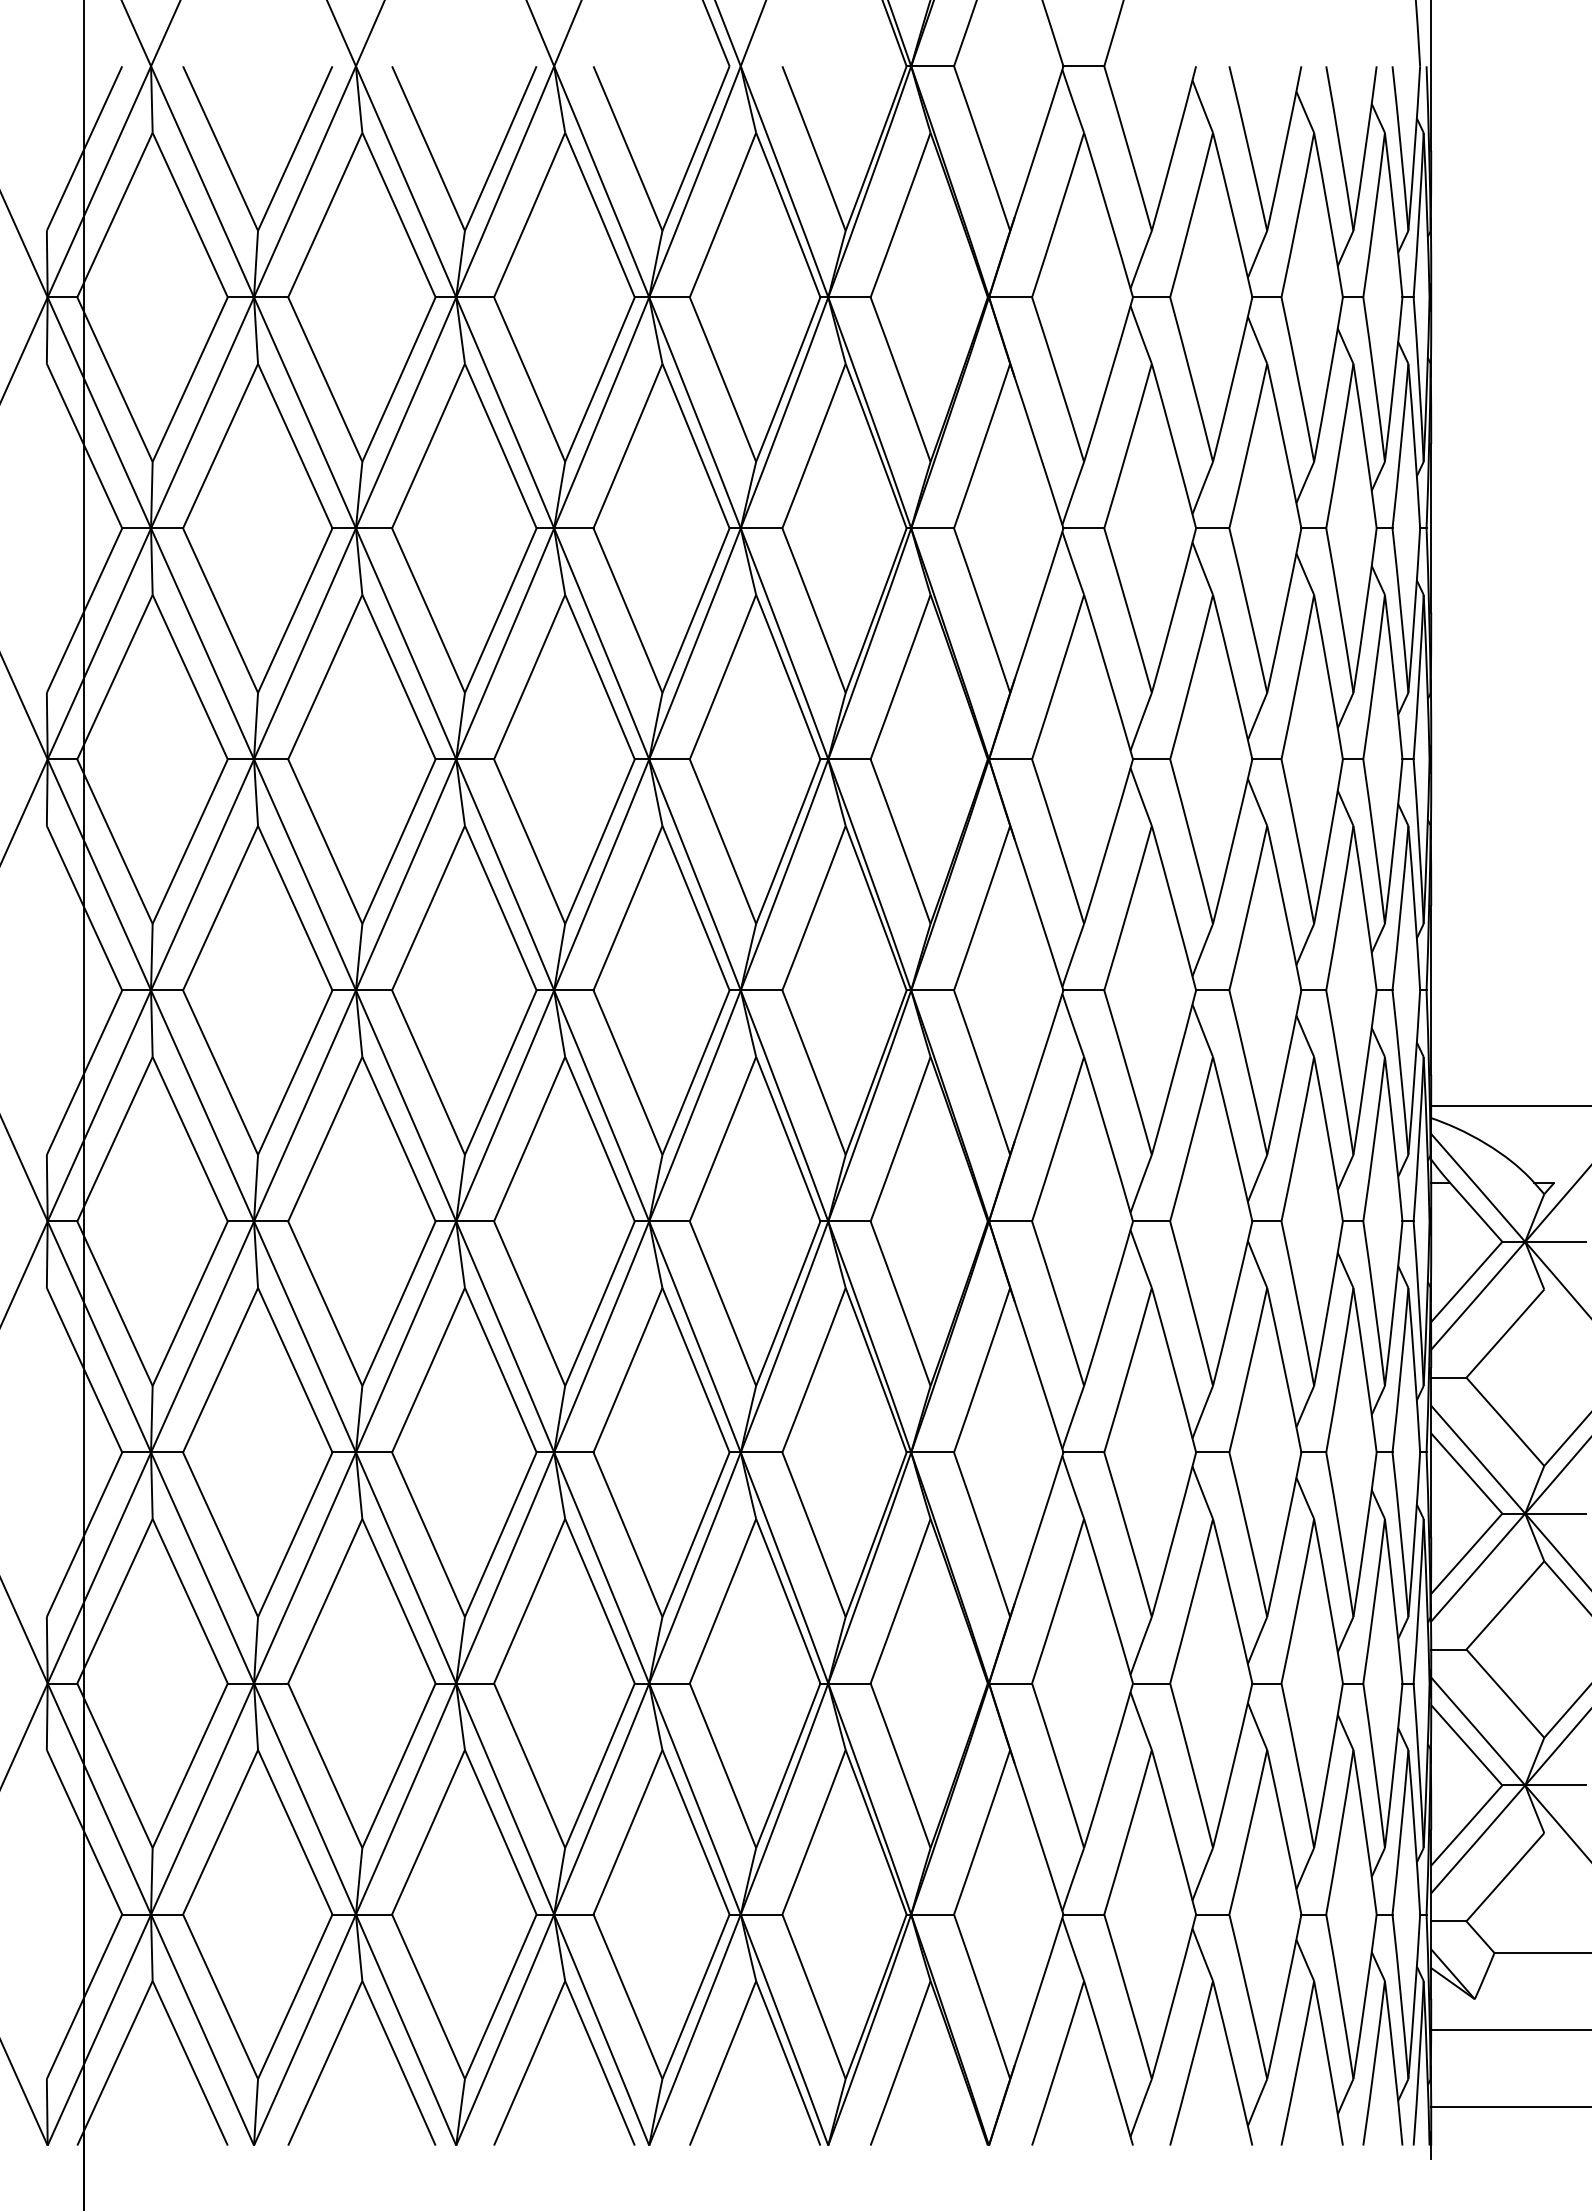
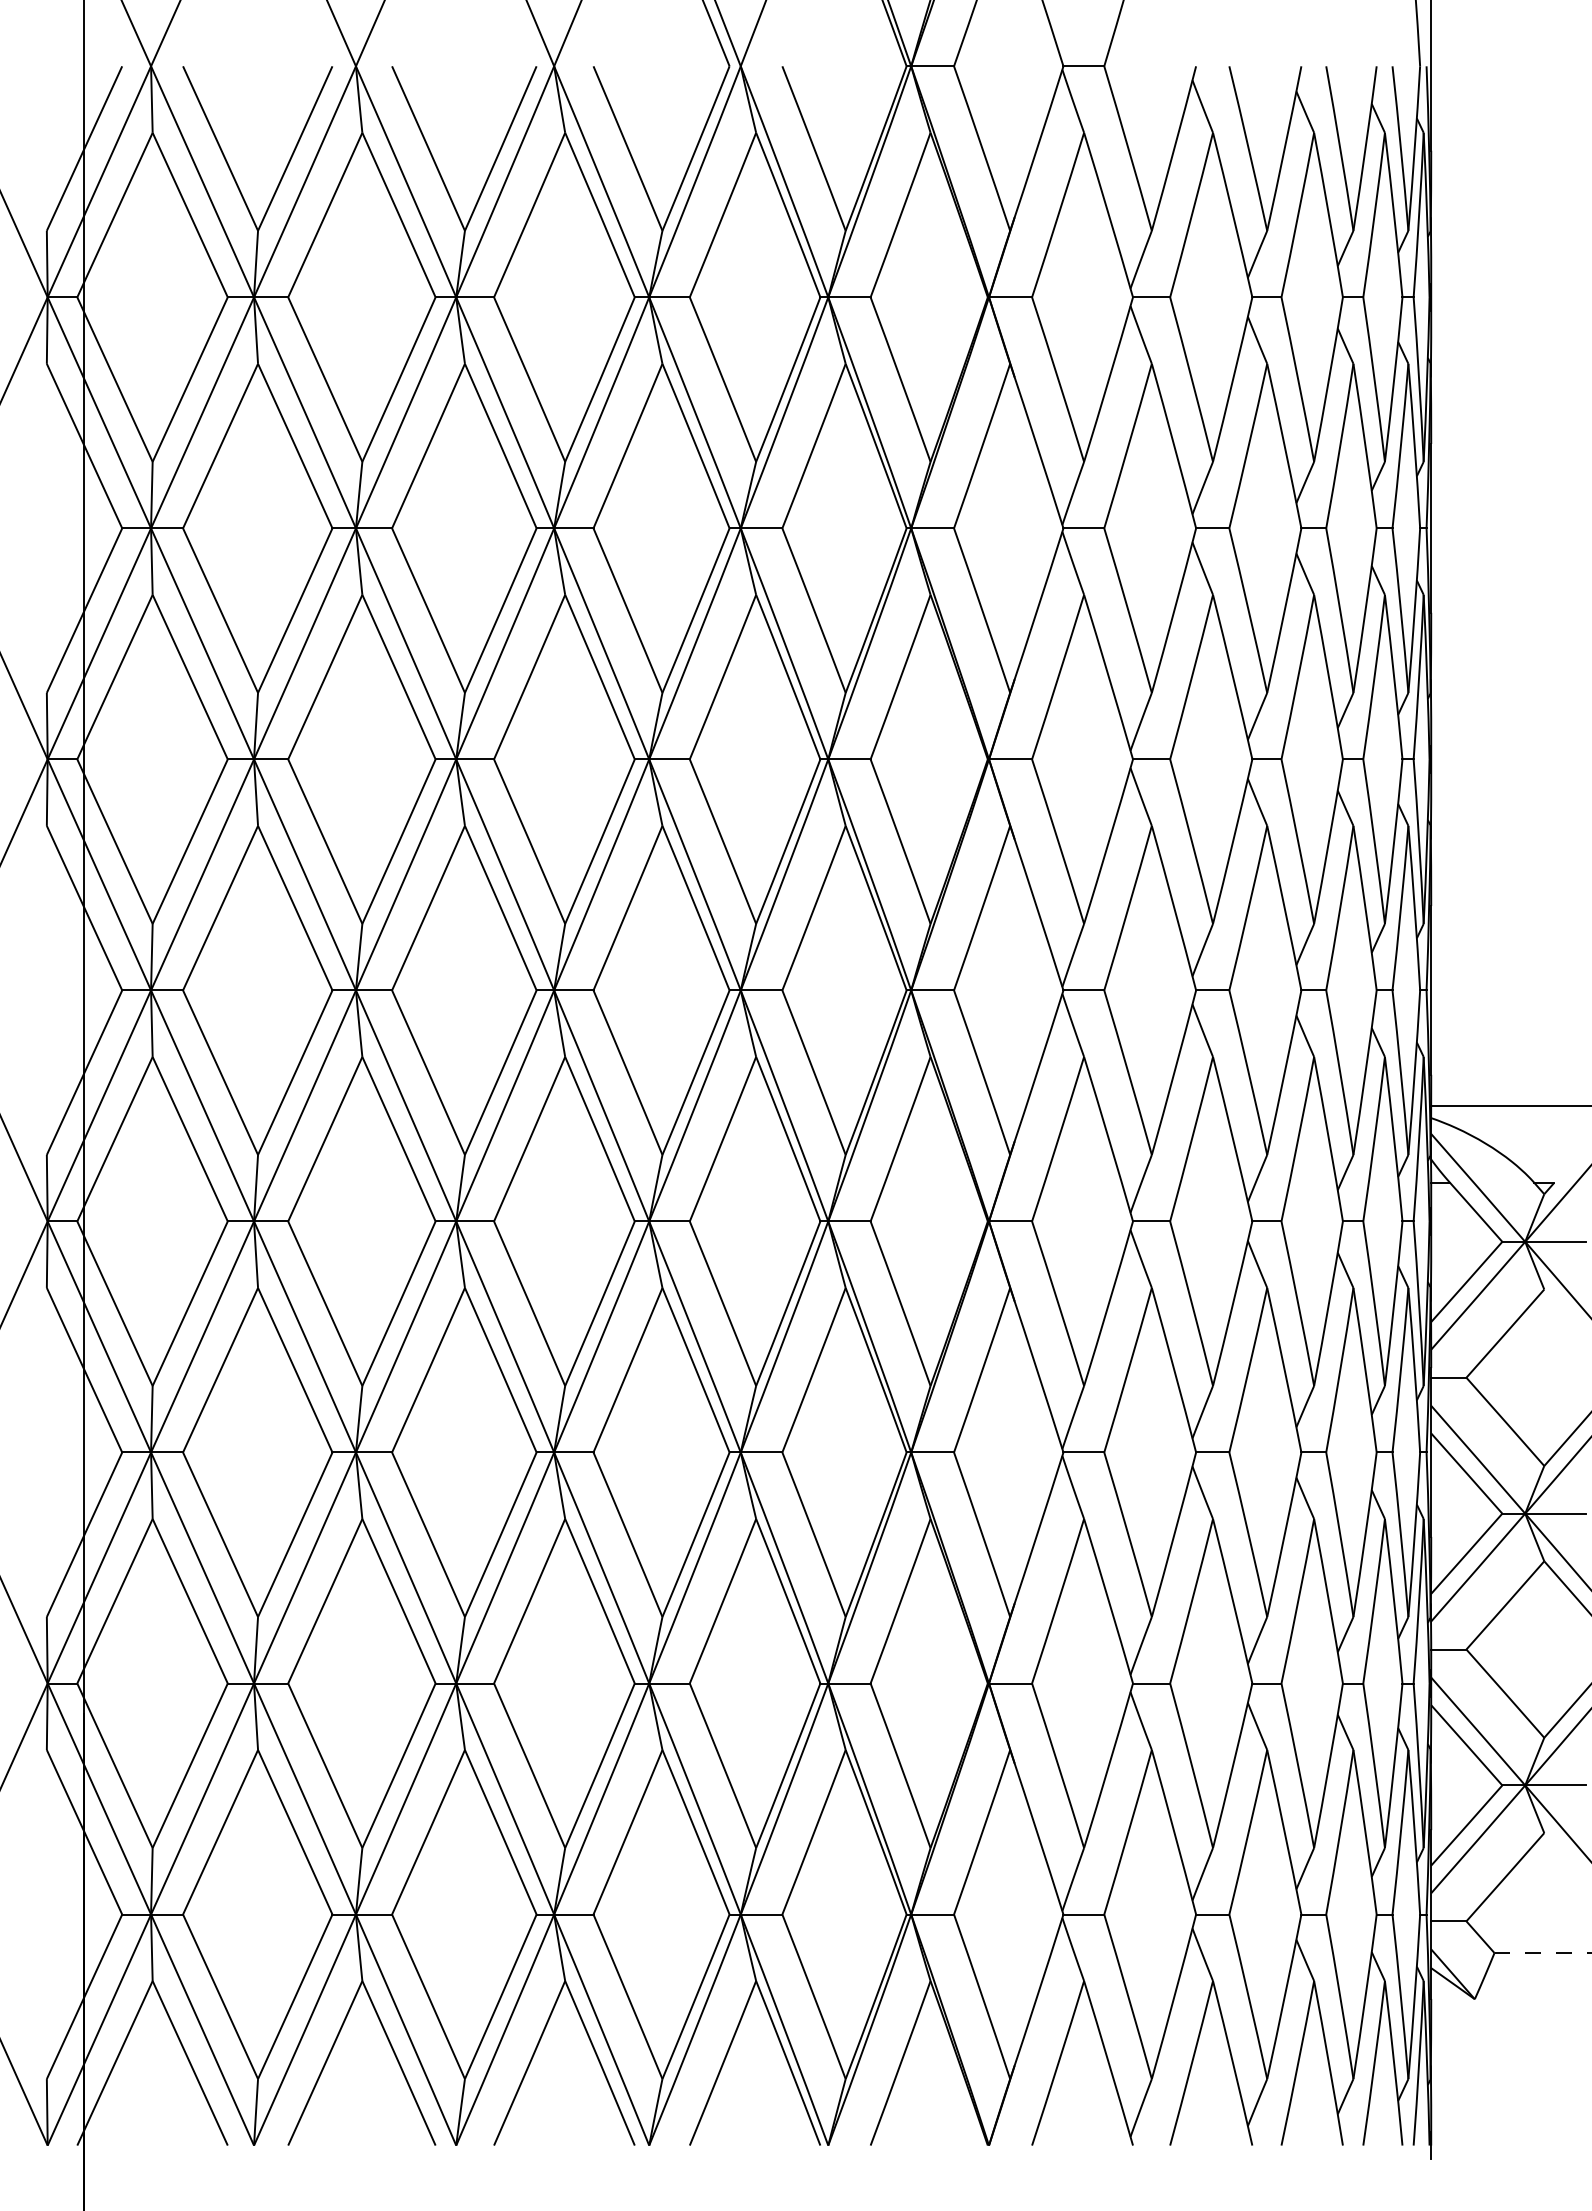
line: solid -> dashed (1543, 1953)
line: present -> none (1509, 2030)
line: present -> none (1509, 2107)
